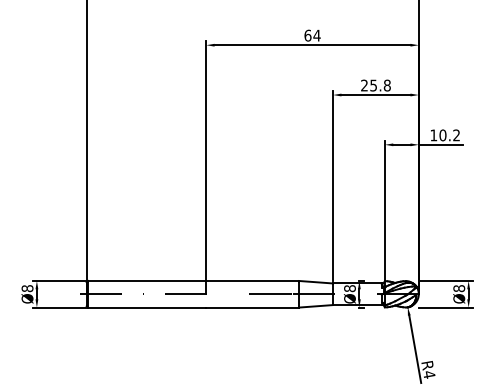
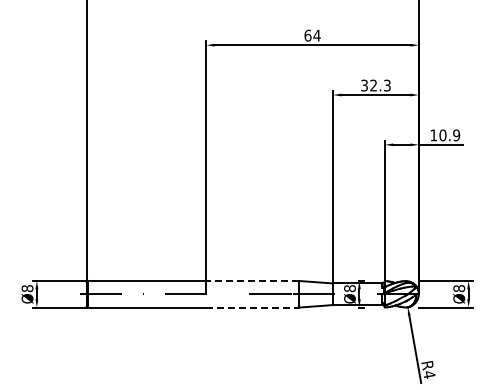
text: 25.8 -> 32.3 (375, 85)
text: 10.2 -> 10.9 (456, 135)
line: solid -> dashed (252, 280)
line: solid -> dashed (253, 307)
